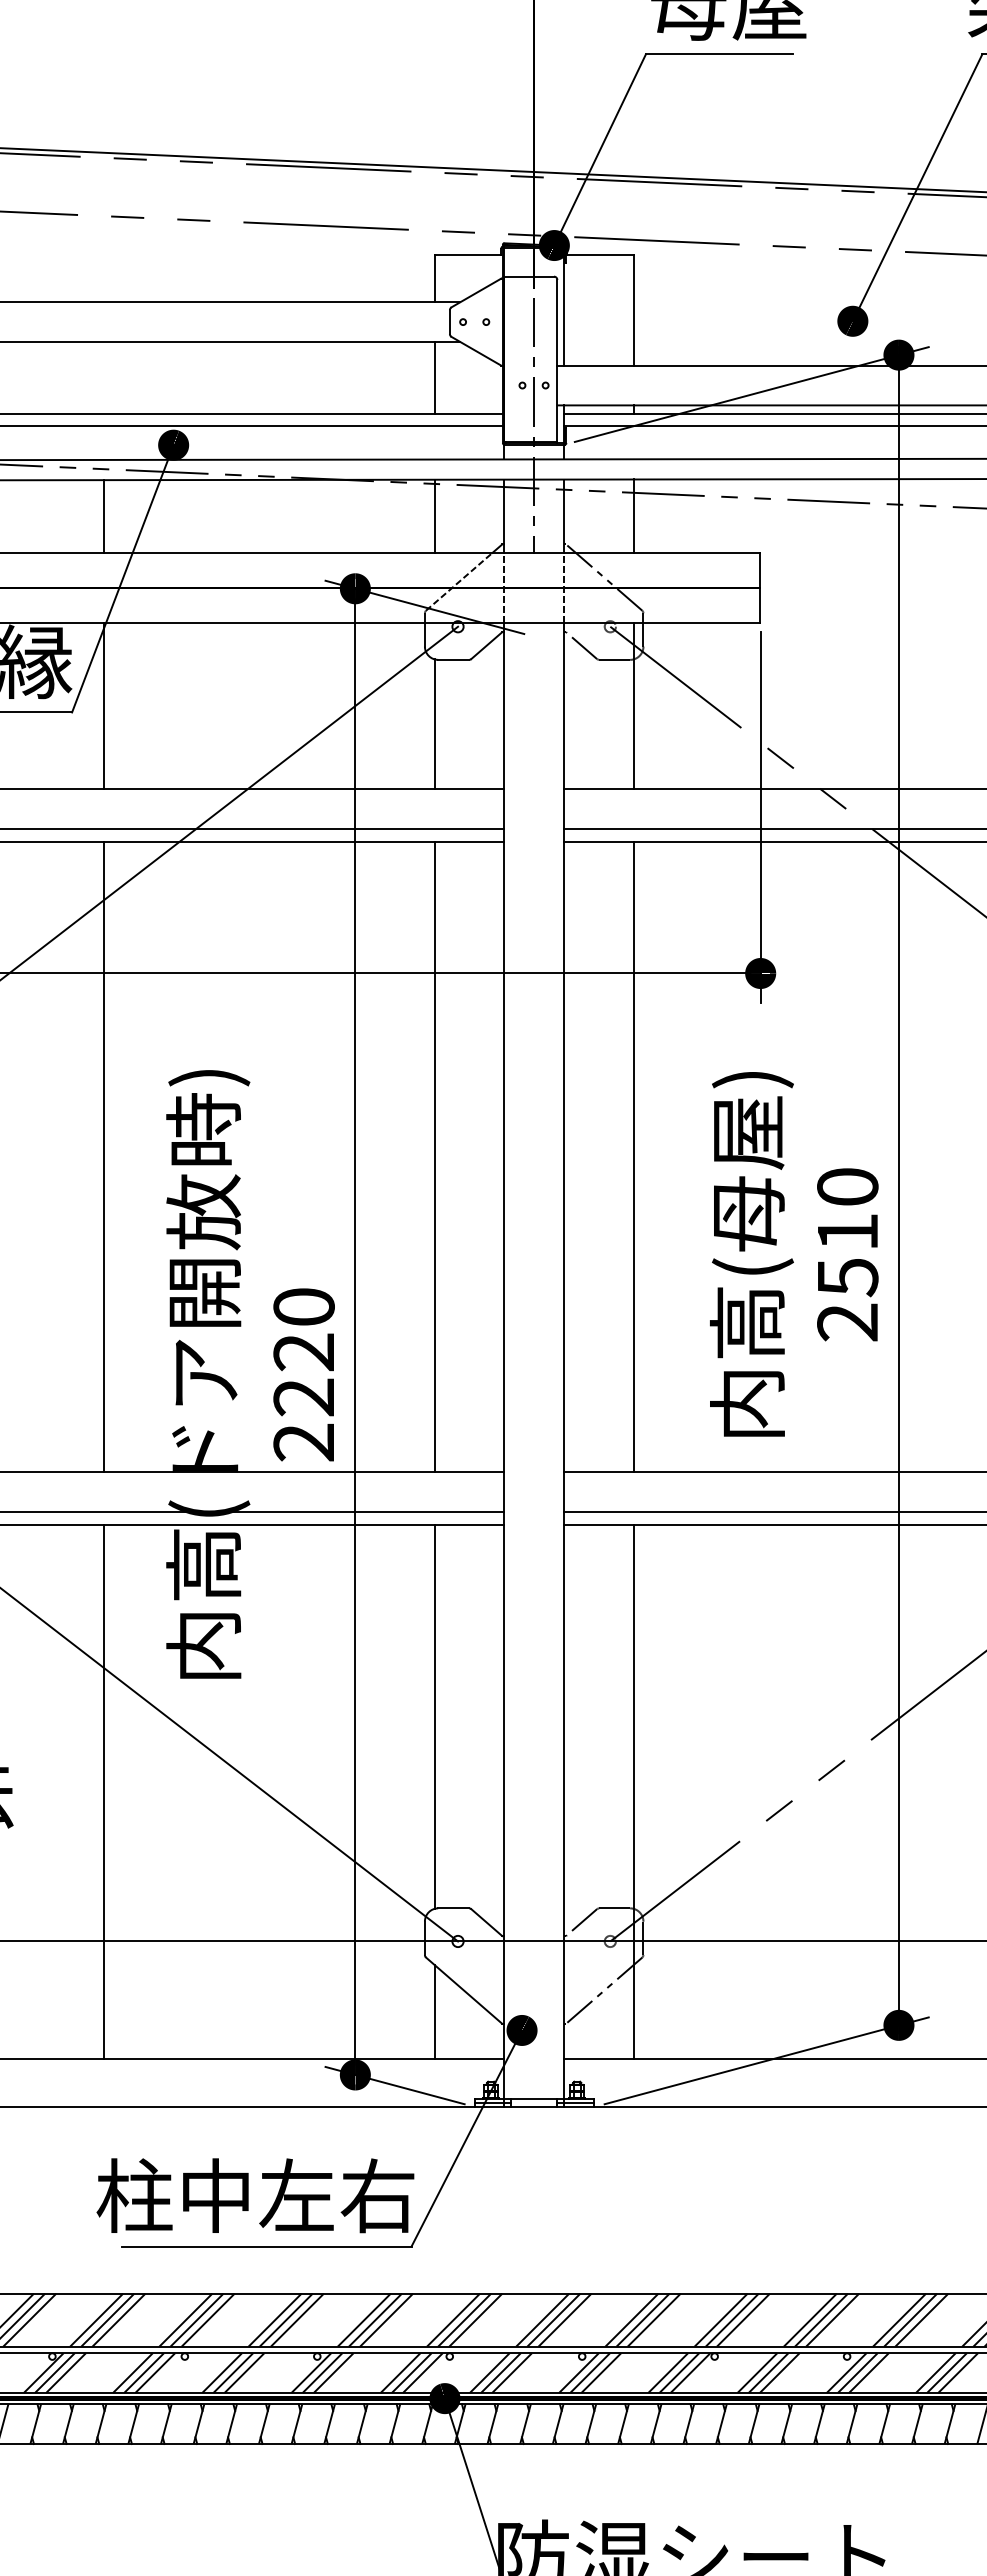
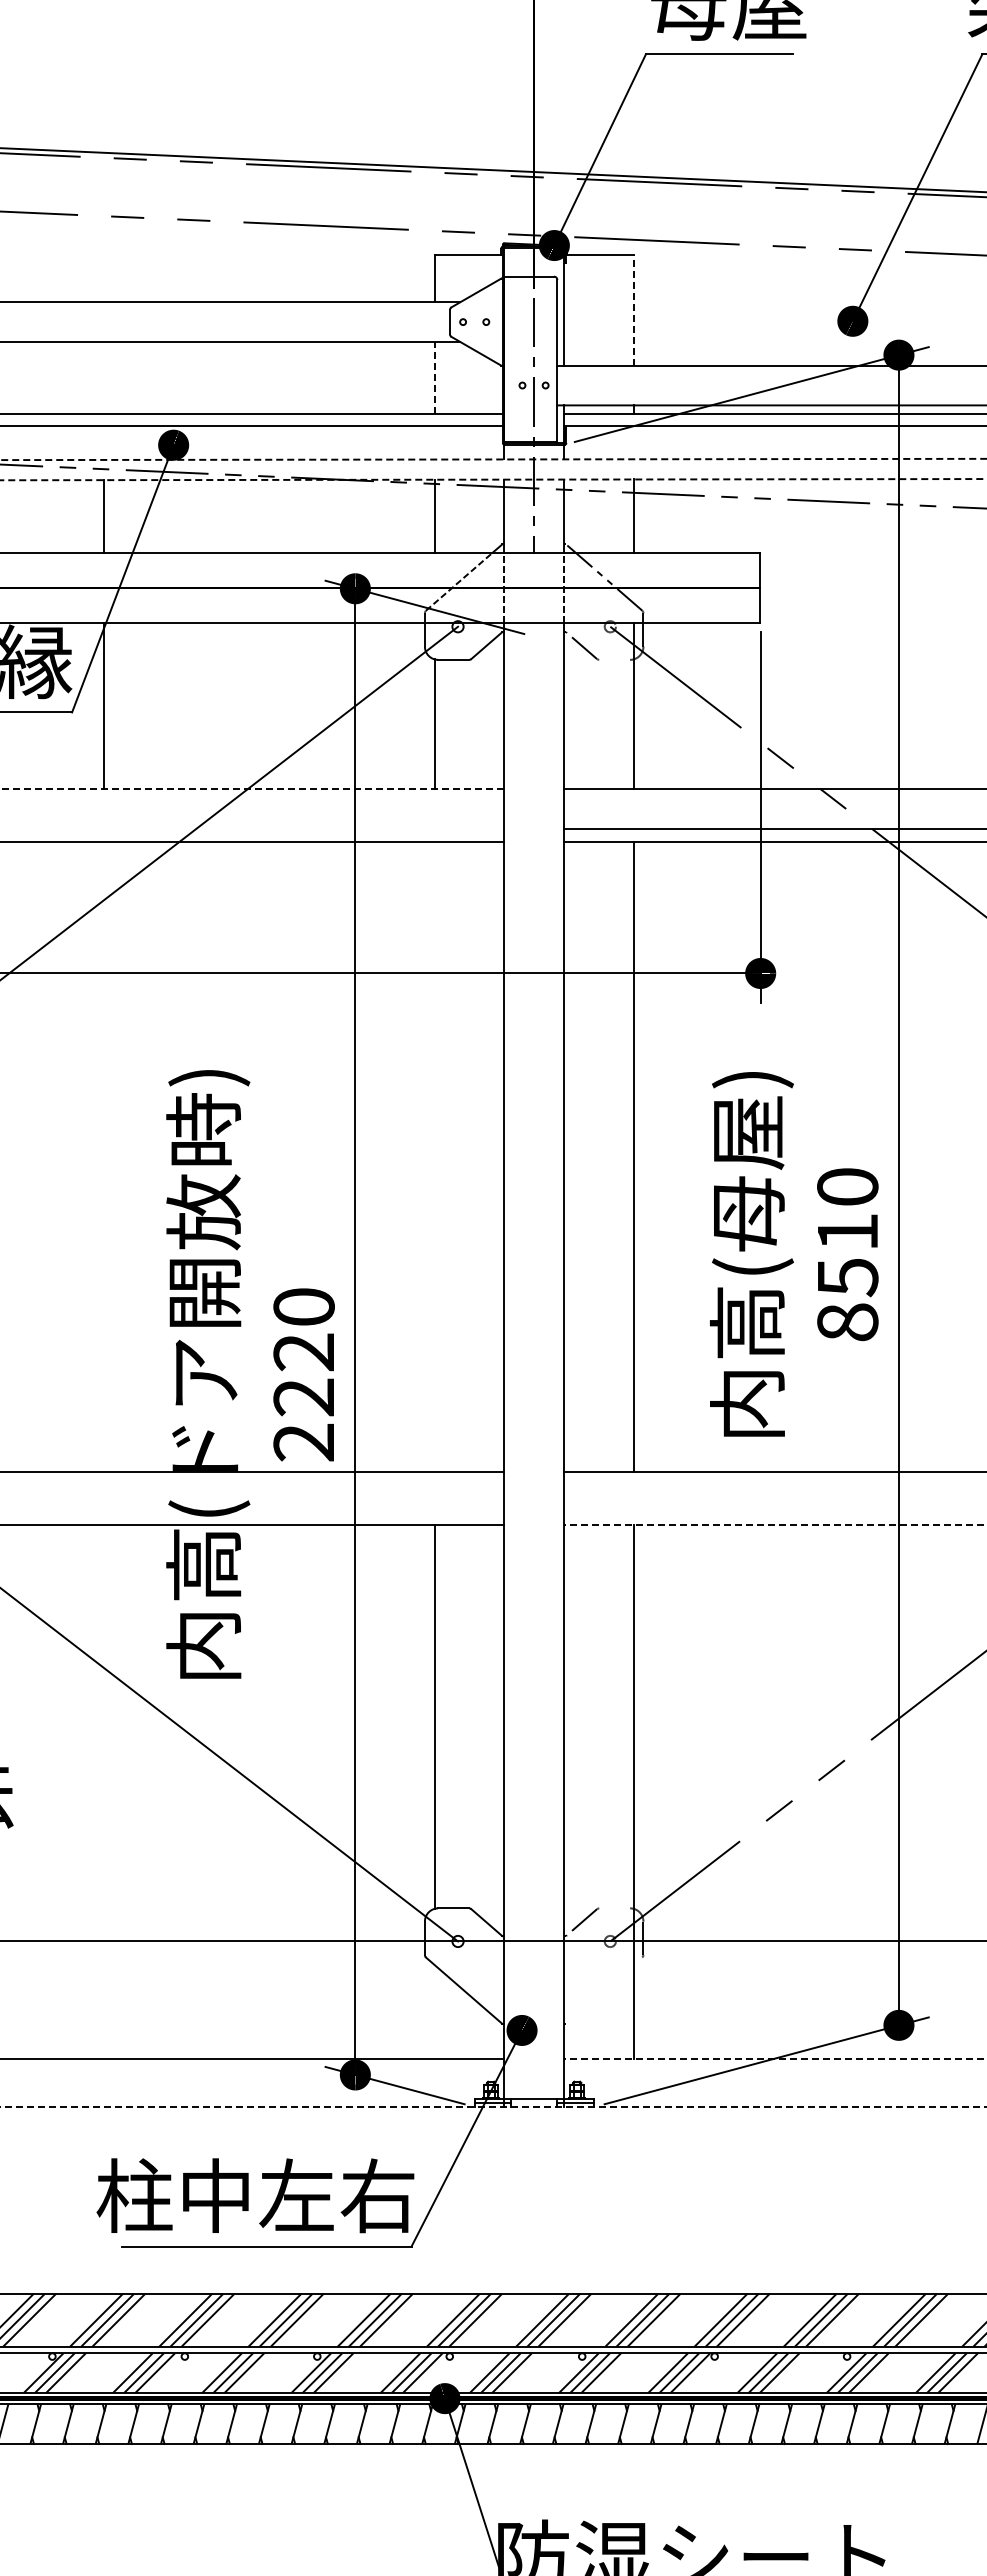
line: solid -> dashed (633, 310)
line: solid -> dashed (434, 377)
line: solid -> dashed (493, 459)
line: solid -> dashed (493, 479)
line: present -> none (614, 659)
line: solid -> dashed (252, 789)
line: present -> none (253, 828)
line: present -> none (103, 1156)
line: present -> none (434, 1156)
text: 2510 -> 8510 (847, 1322)
line: present -> none (253, 1512)
line: present -> none (773, 1512)
line: solid -> dashed (774, 1525)
line: present -> none (103, 1792)
line: present -> none (614, 1908)
line: present -> none (604, 1990)
line: present -> none (434, 2012)
line: solid -> dashed (774, 2059)
line: solid -> dashed (493, 2106)
